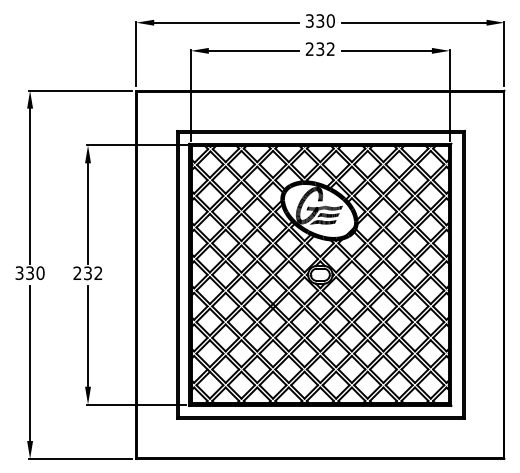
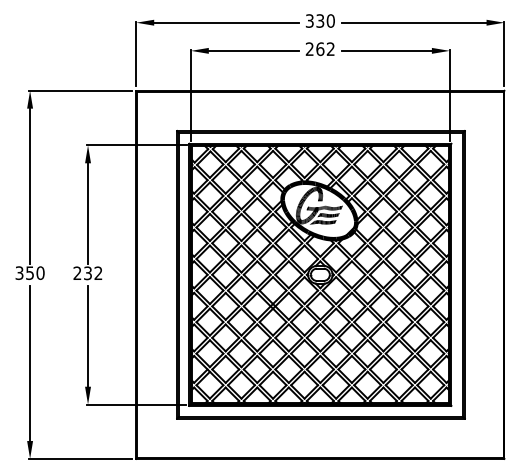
text: 232 -> 262 (320, 49)
text: 330 -> 350 (29, 272)
